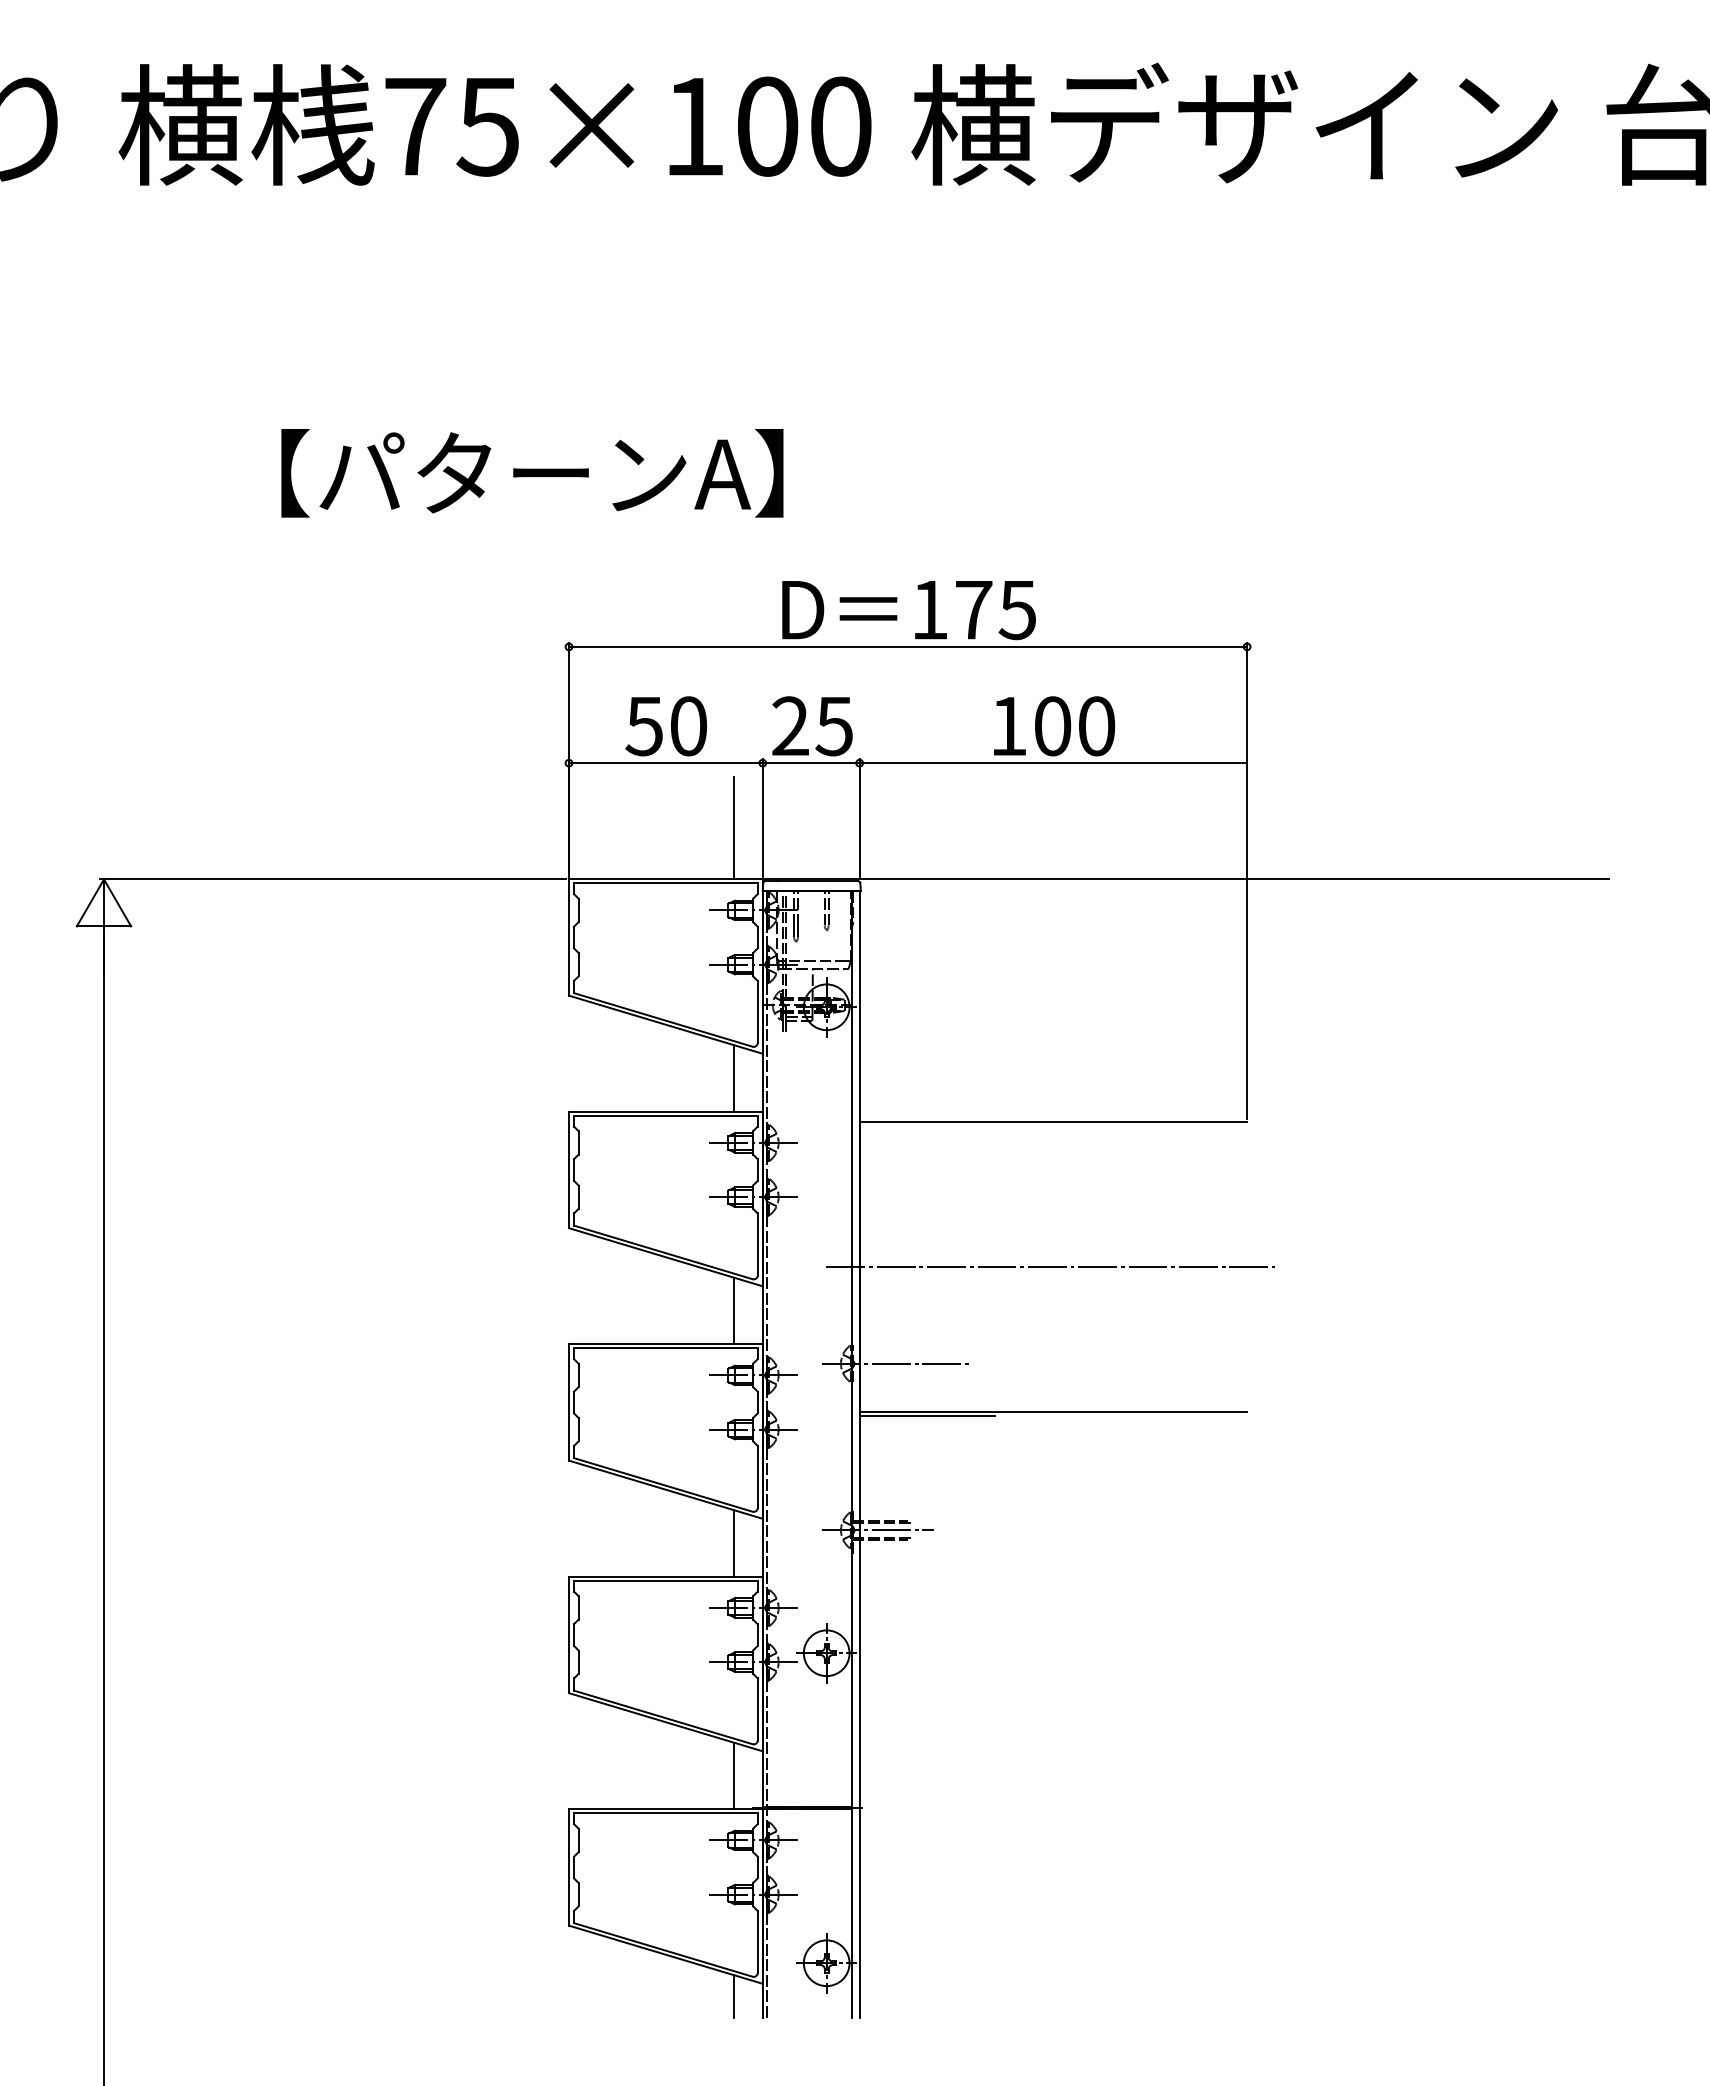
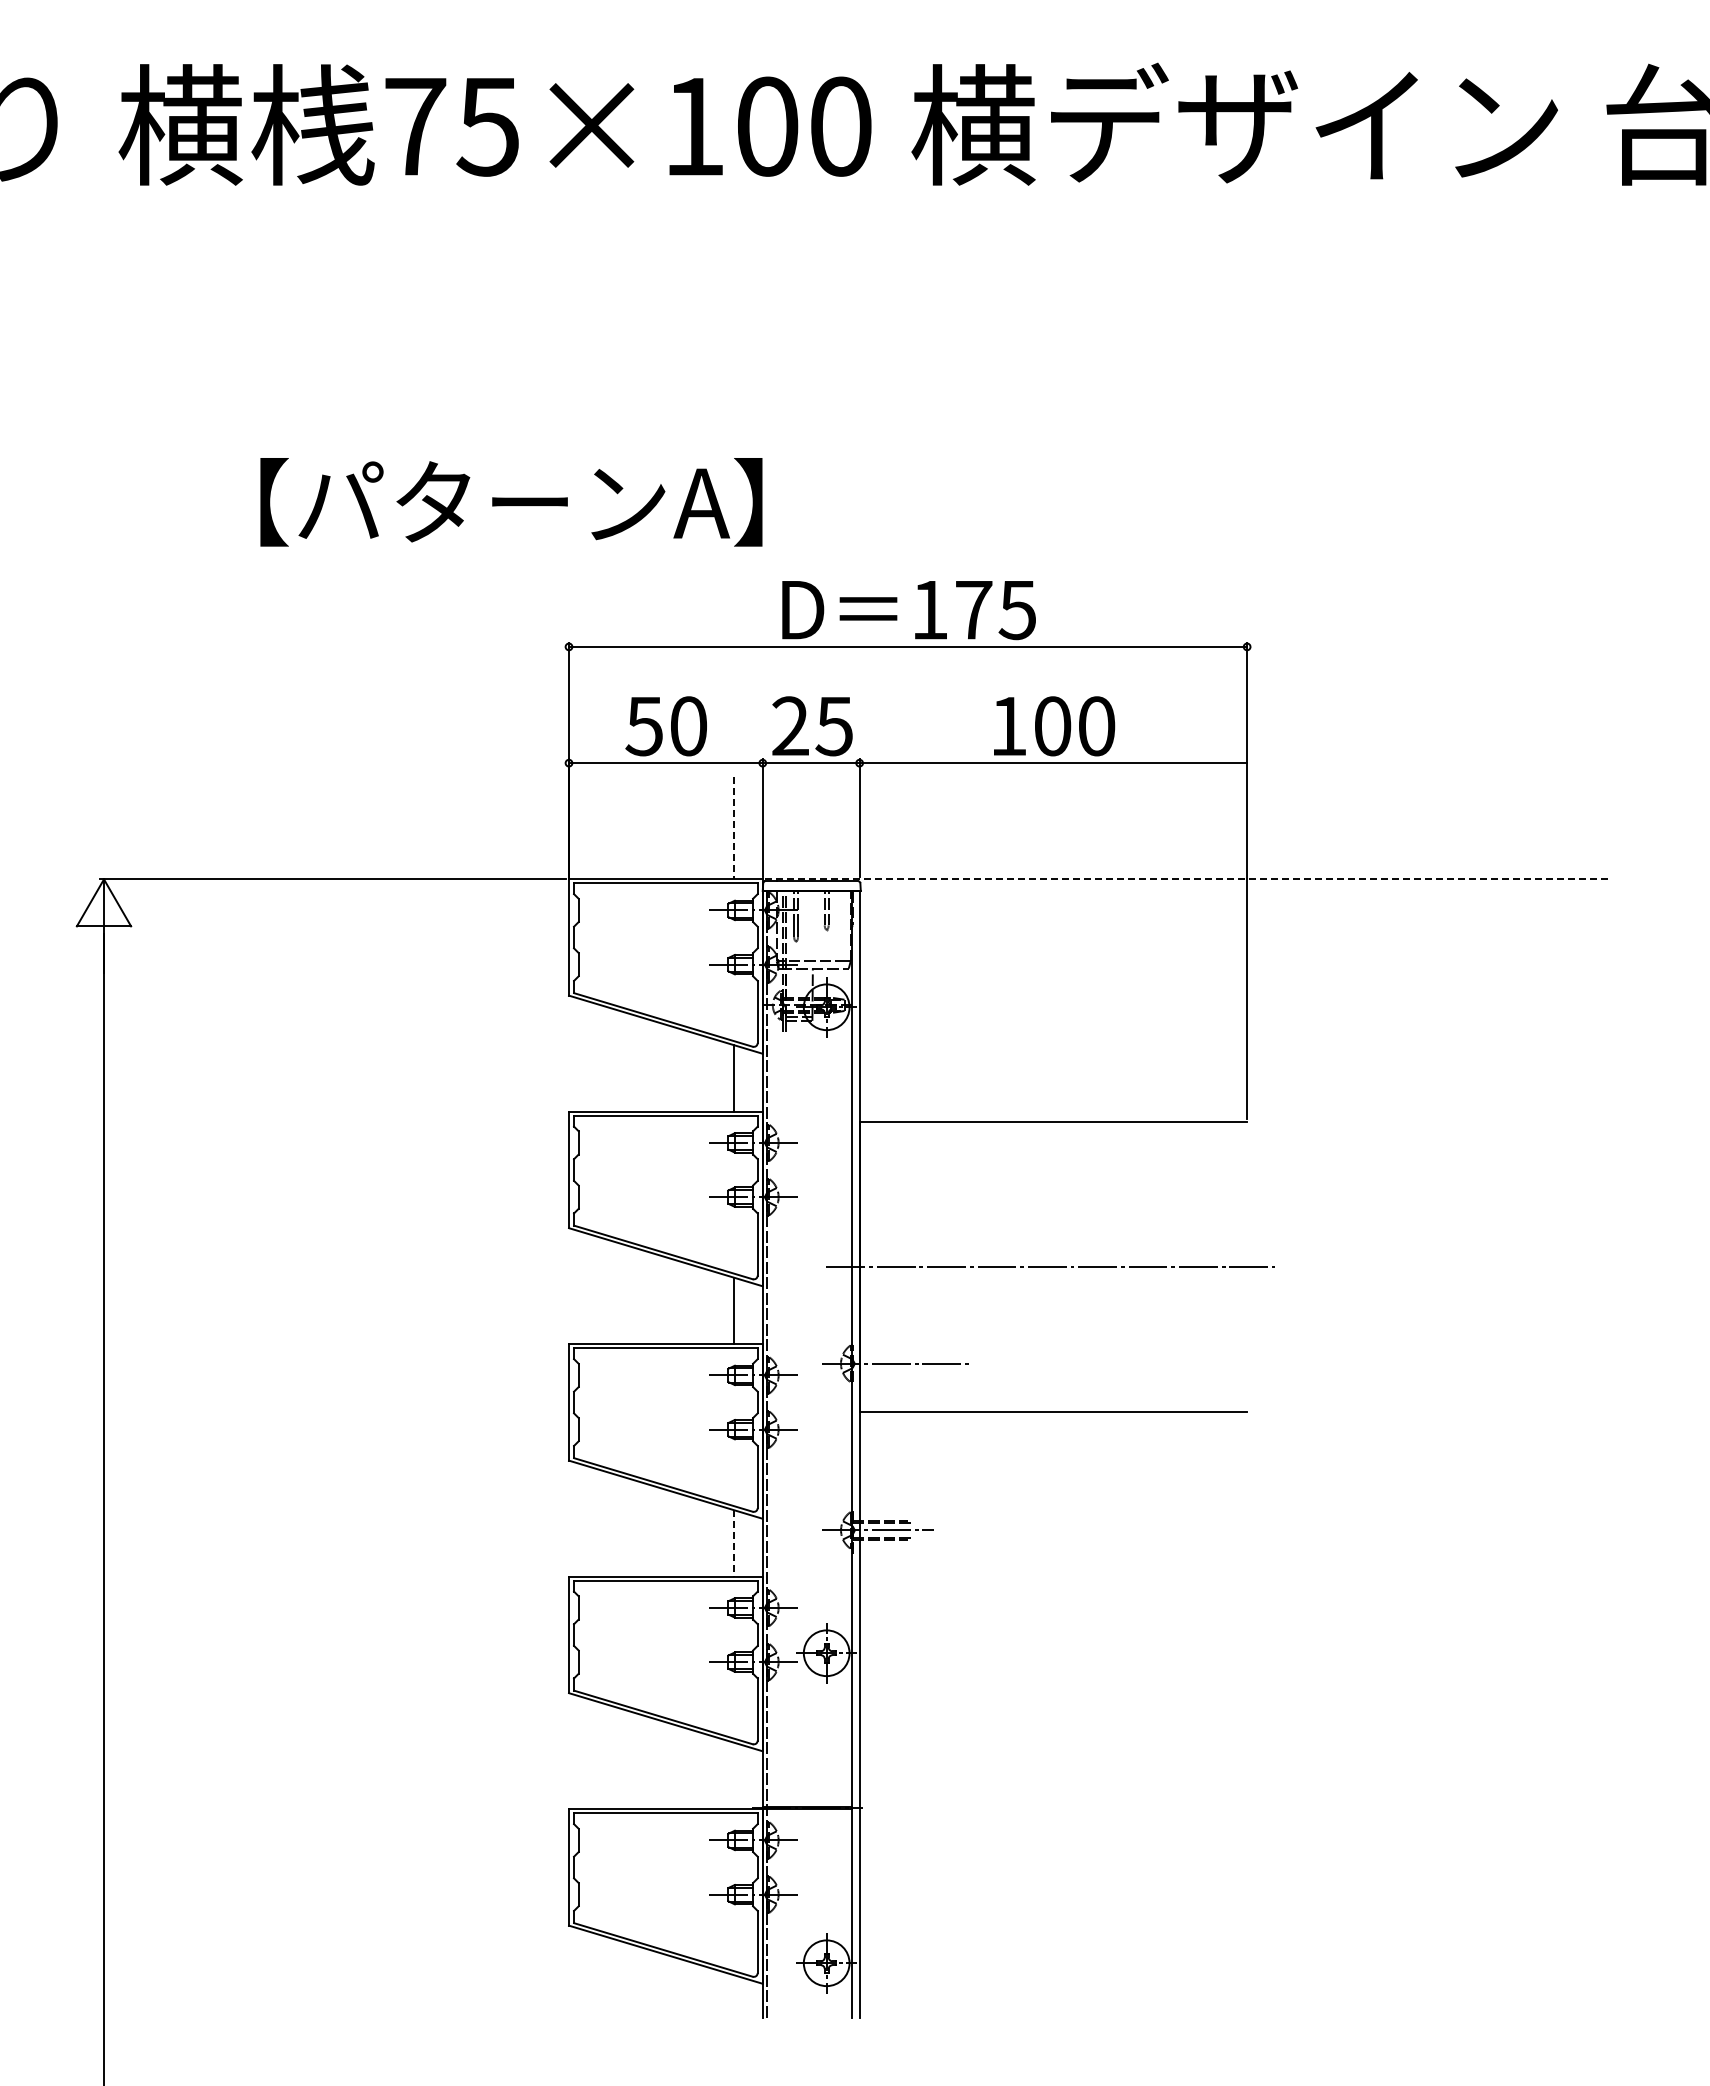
text position: (532, 473) -> (511, 502) (511, 502)
line: solid -> dashed (733, 828)
line: solid -> dashed (1187, 879)
line: present -> none (927, 1416)
line: solid -> dashed (733, 1544)
line: present -> none (733, 1775)
line: present -> none (733, 1996)
